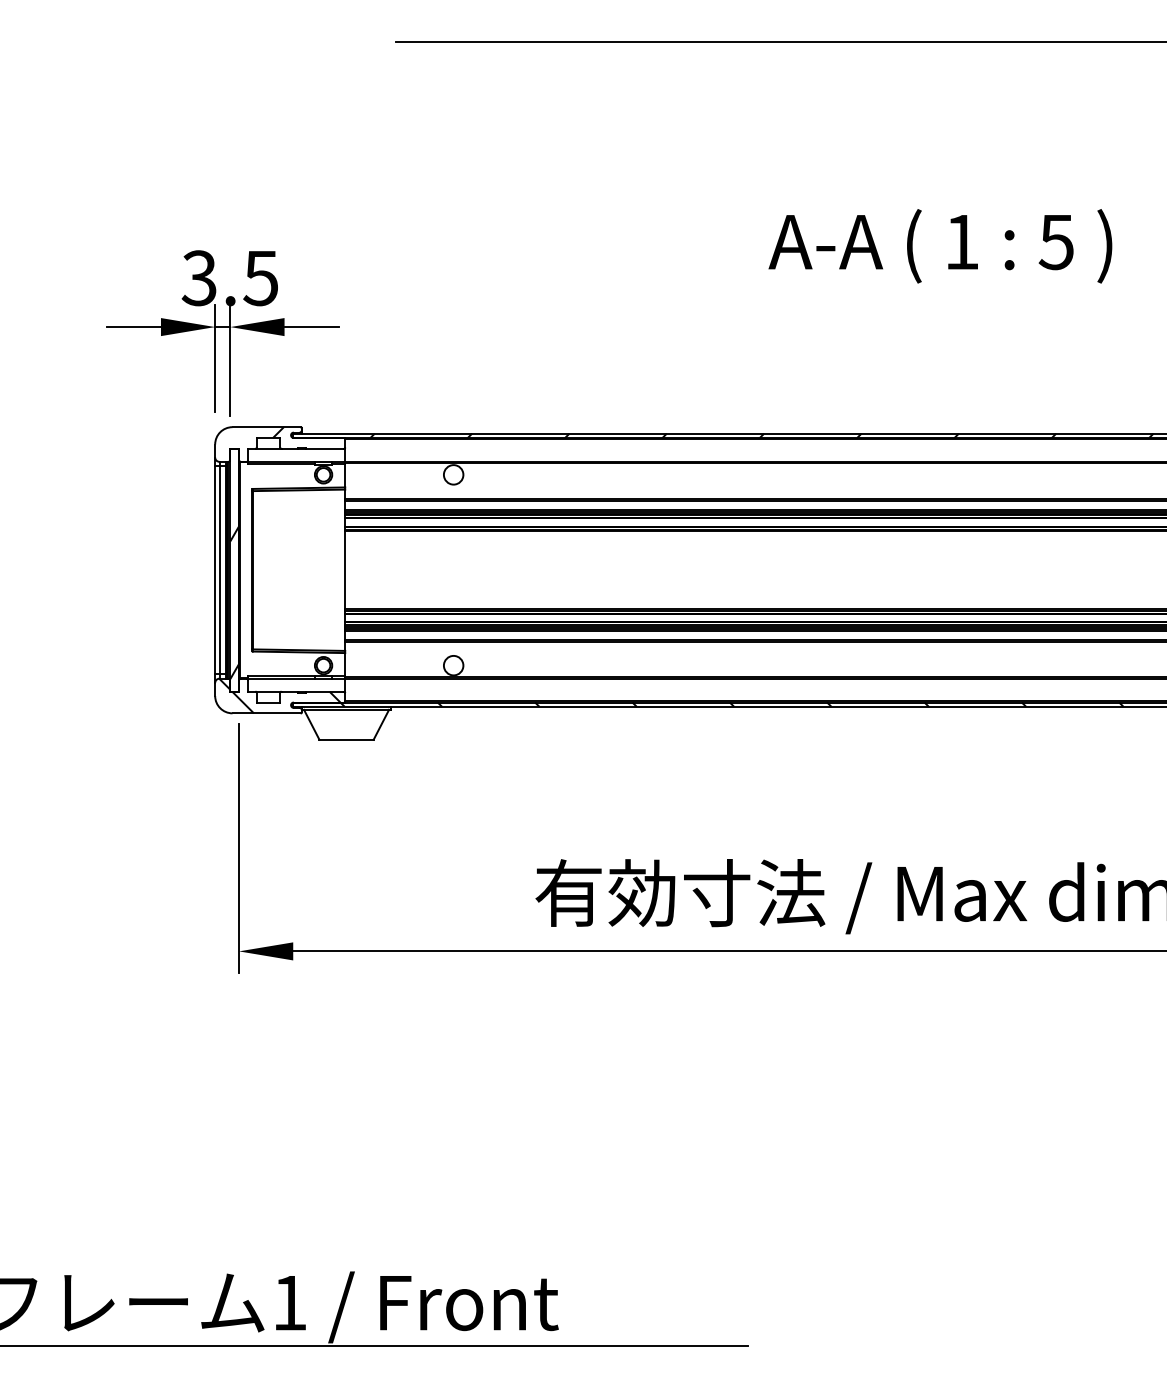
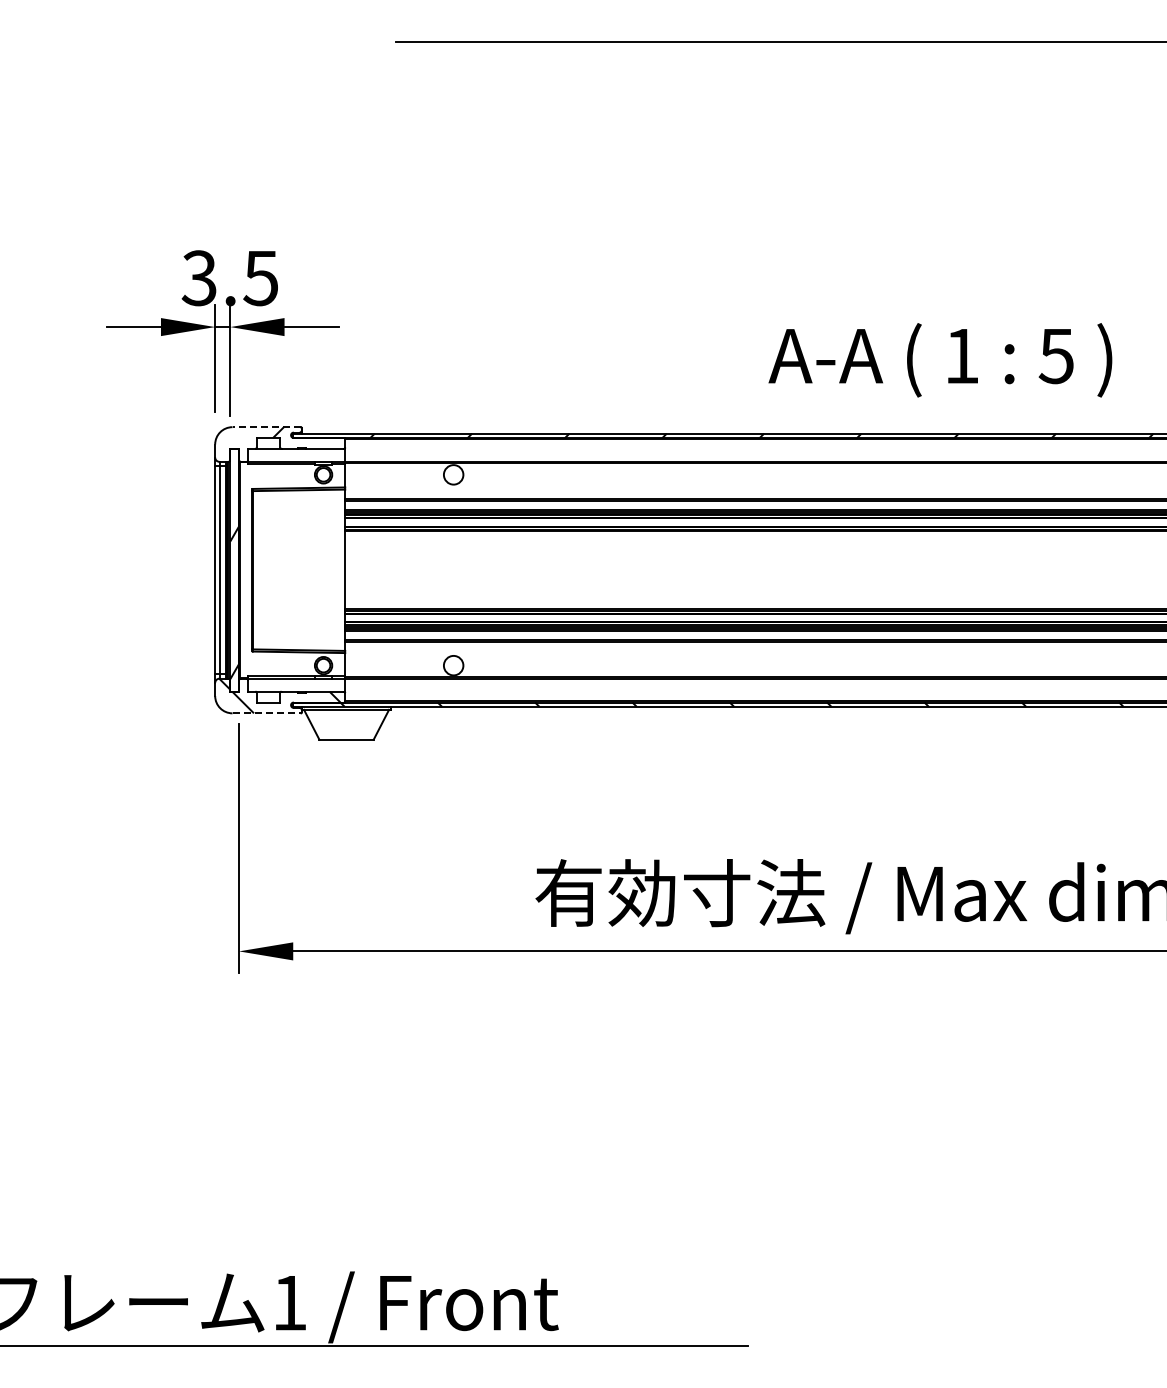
text position: (940, 246) -> (940, 360) (940, 360)
line: solid -> dashed (266, 427)
line: solid -> dashed (267, 713)
